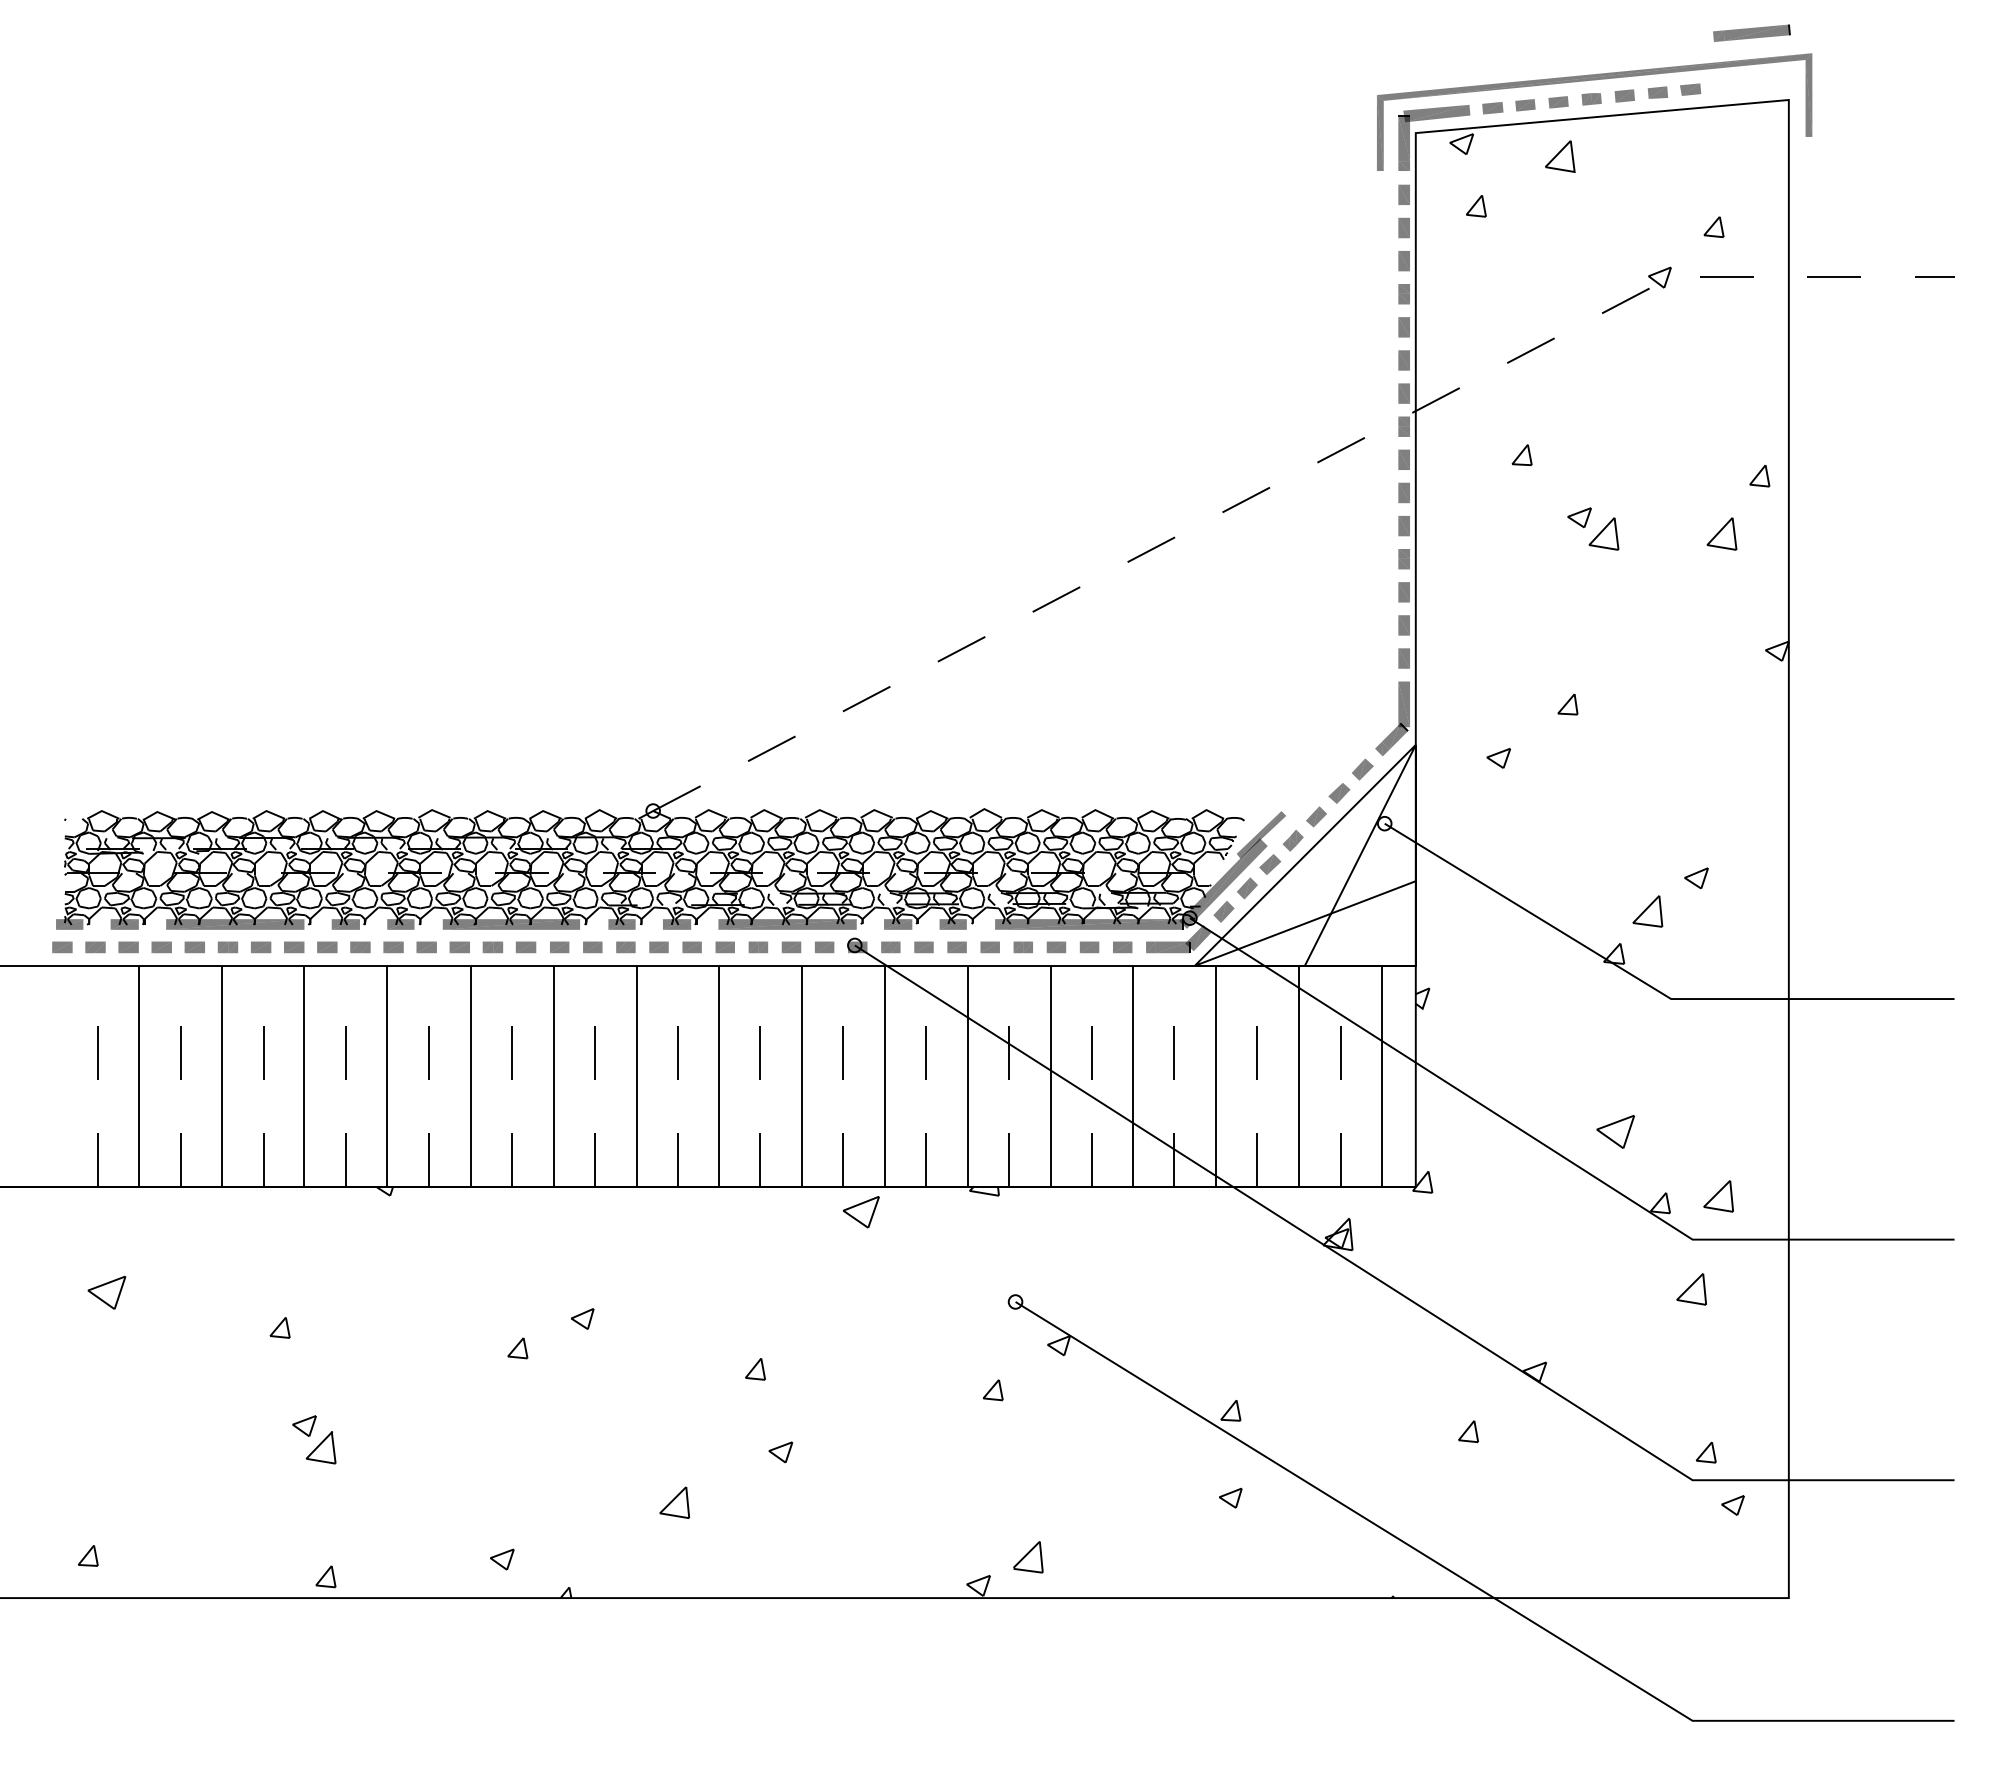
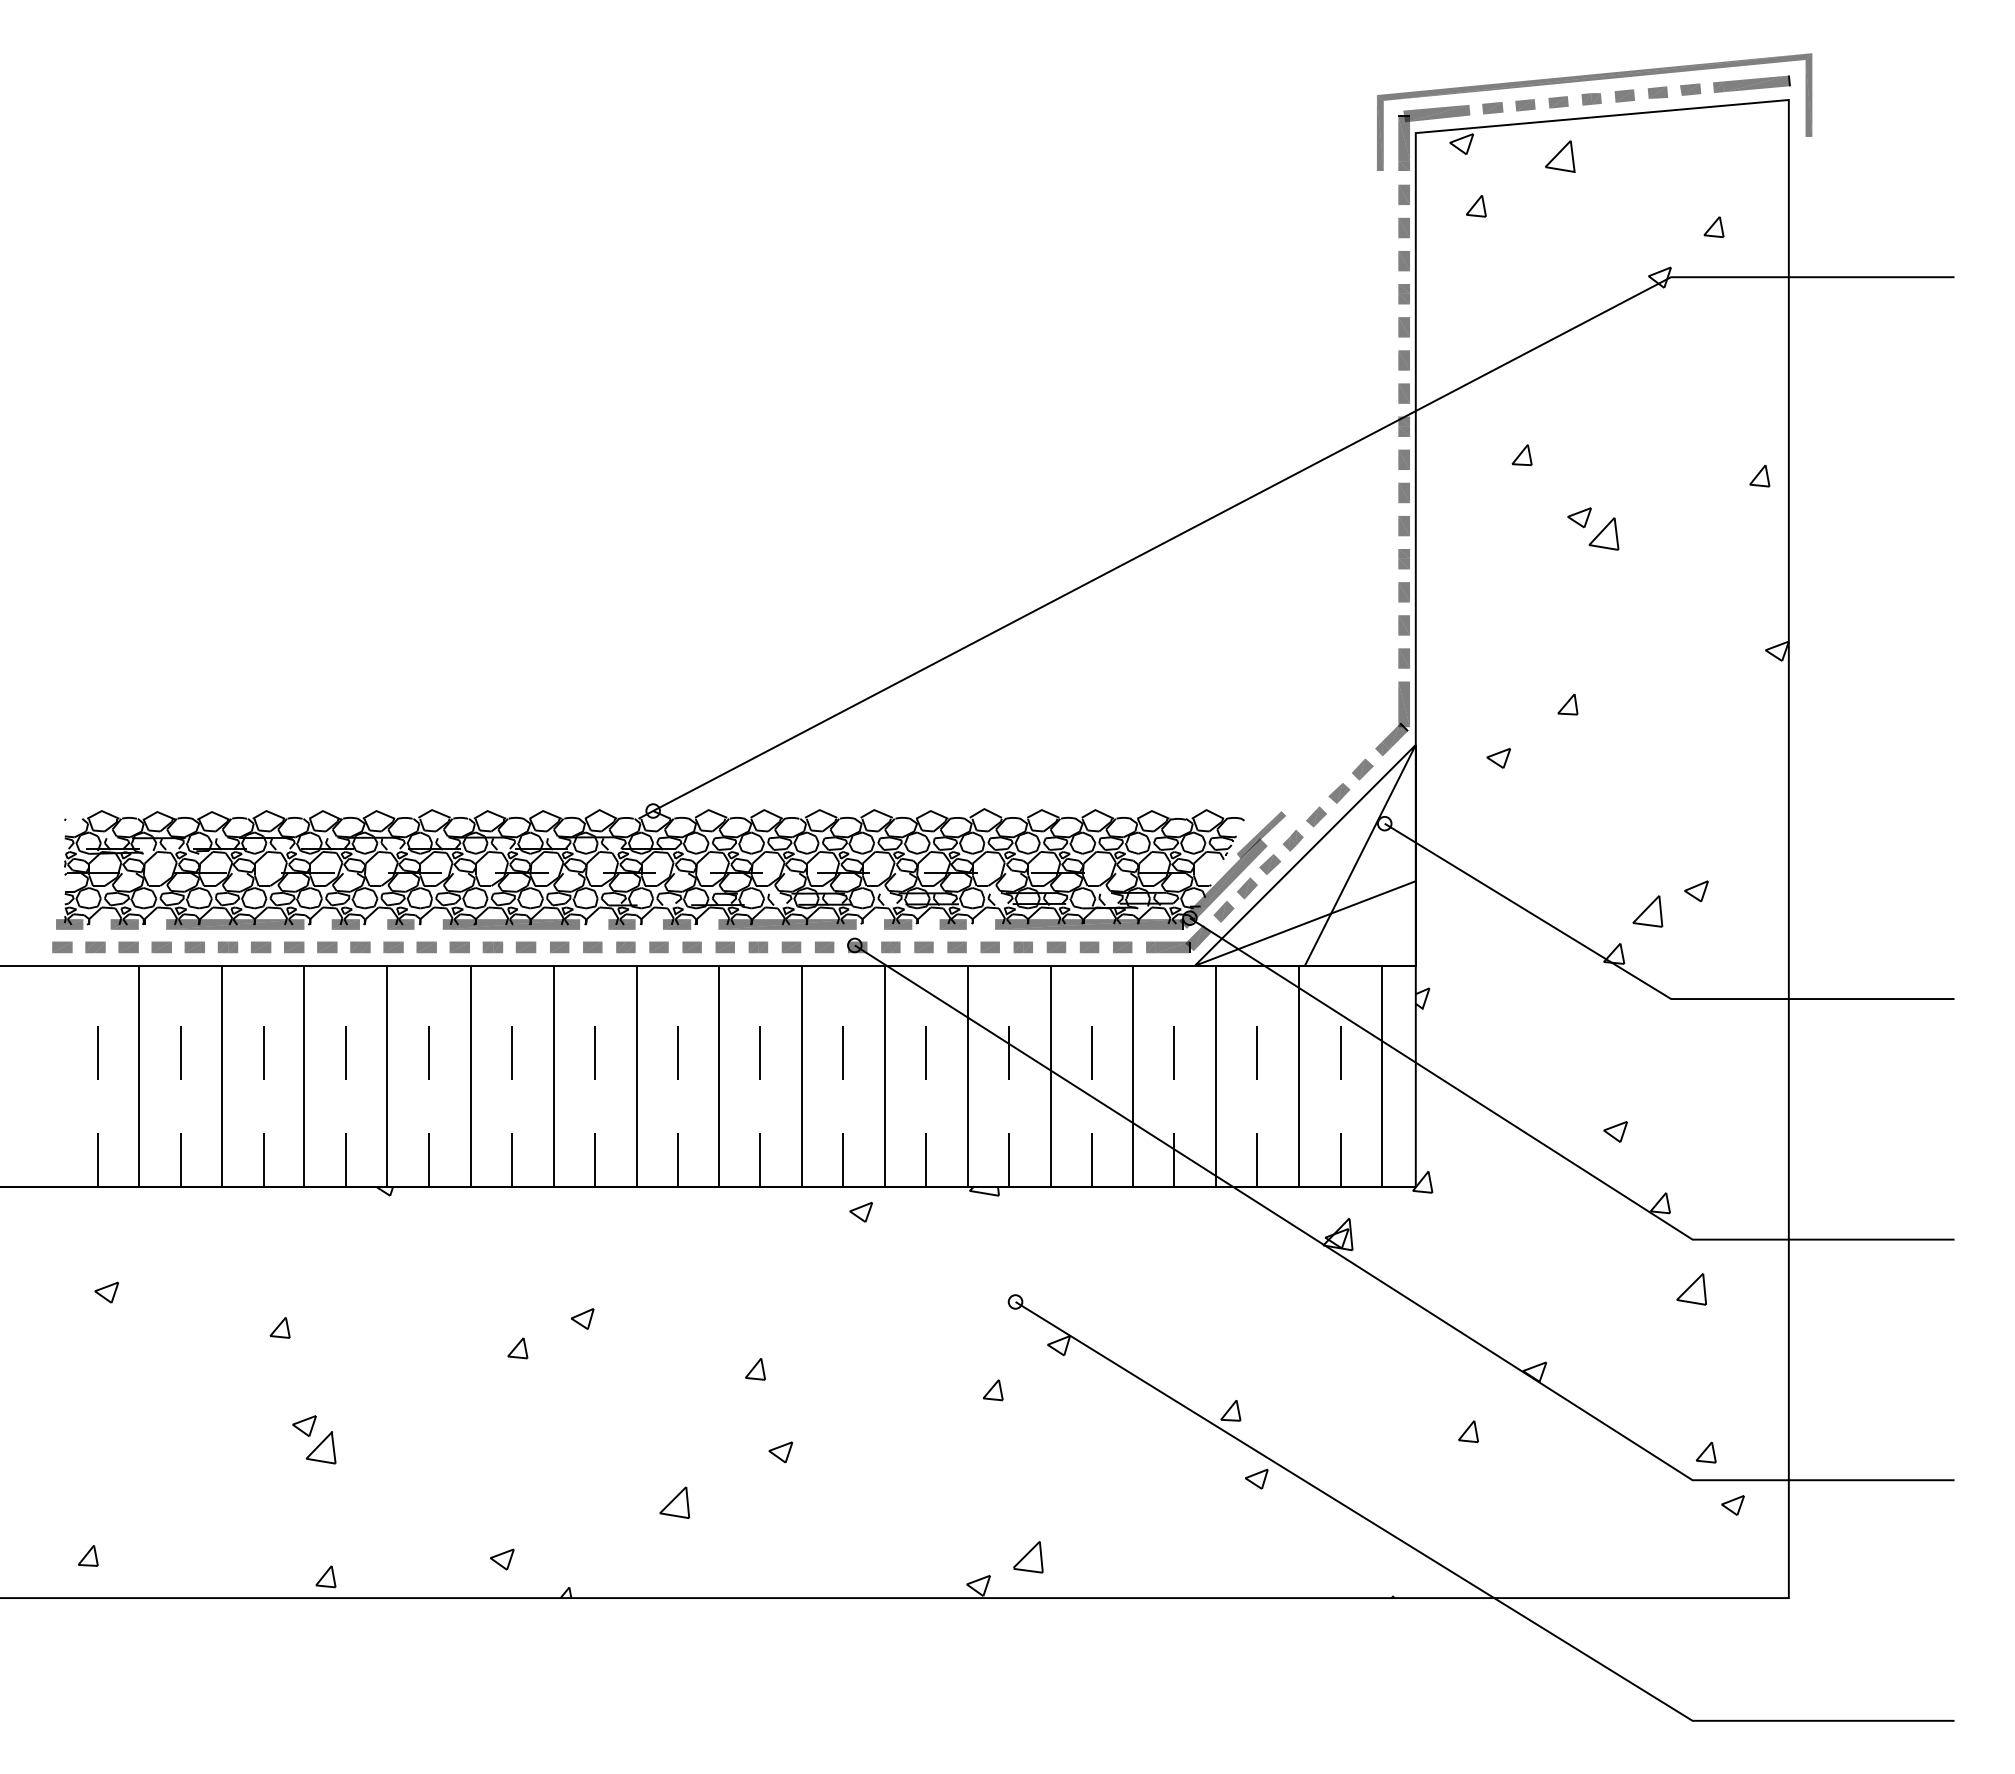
part position: (1751, 32) -> (1751, 83) (1751, 83)
line: dashed -> solid (1288, 477)
part: present -> none (1721, 533)
part position: (1696, 878) -> (1696, 891) (1696, 891)
part size: 39x34 px -> 25x22 px (1615, 1131)
part: present -> none (1718, 1196)
part size: 37x33 px -> 24x21 px (860, 1212)
part size: 40x35 px -> 25x23 px (106, 1292)
part position: (1230, 1497) -> (1256, 1478) (1256, 1478)
